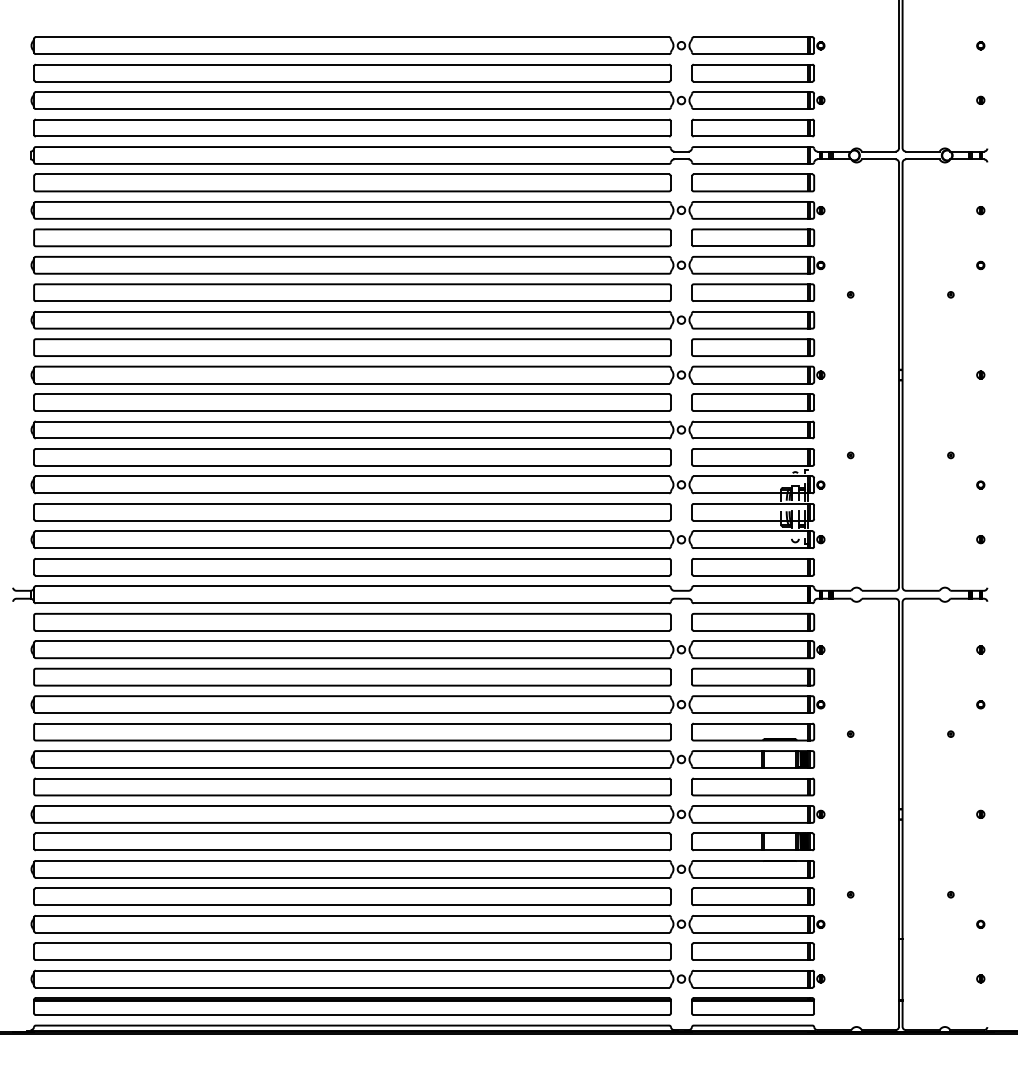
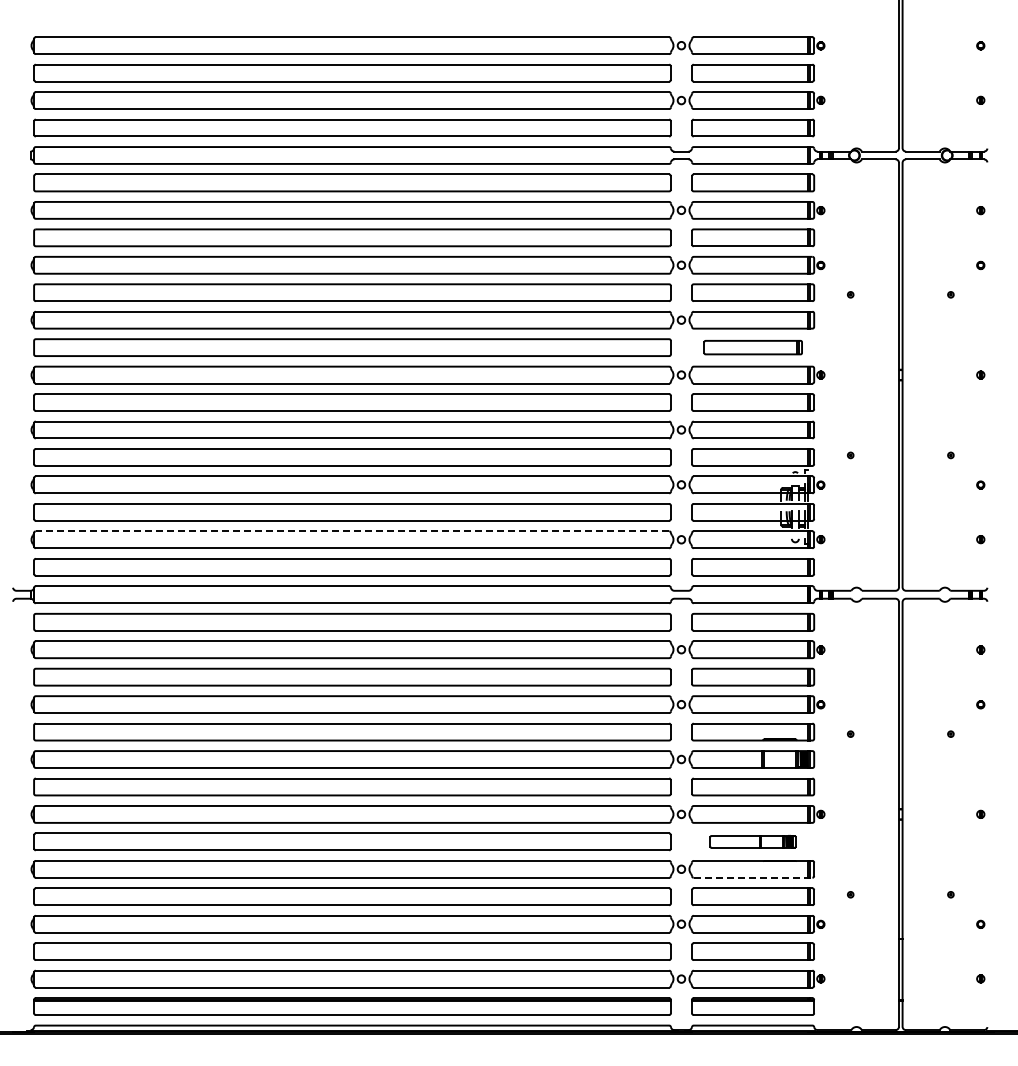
part size: 125x19 px -> 100x16 px (752, 347)
line: solid -> dashed (352, 531)
part size: 124x20 px -> 88x14 px (752, 841)
line: solid -> dashed (753, 877)
